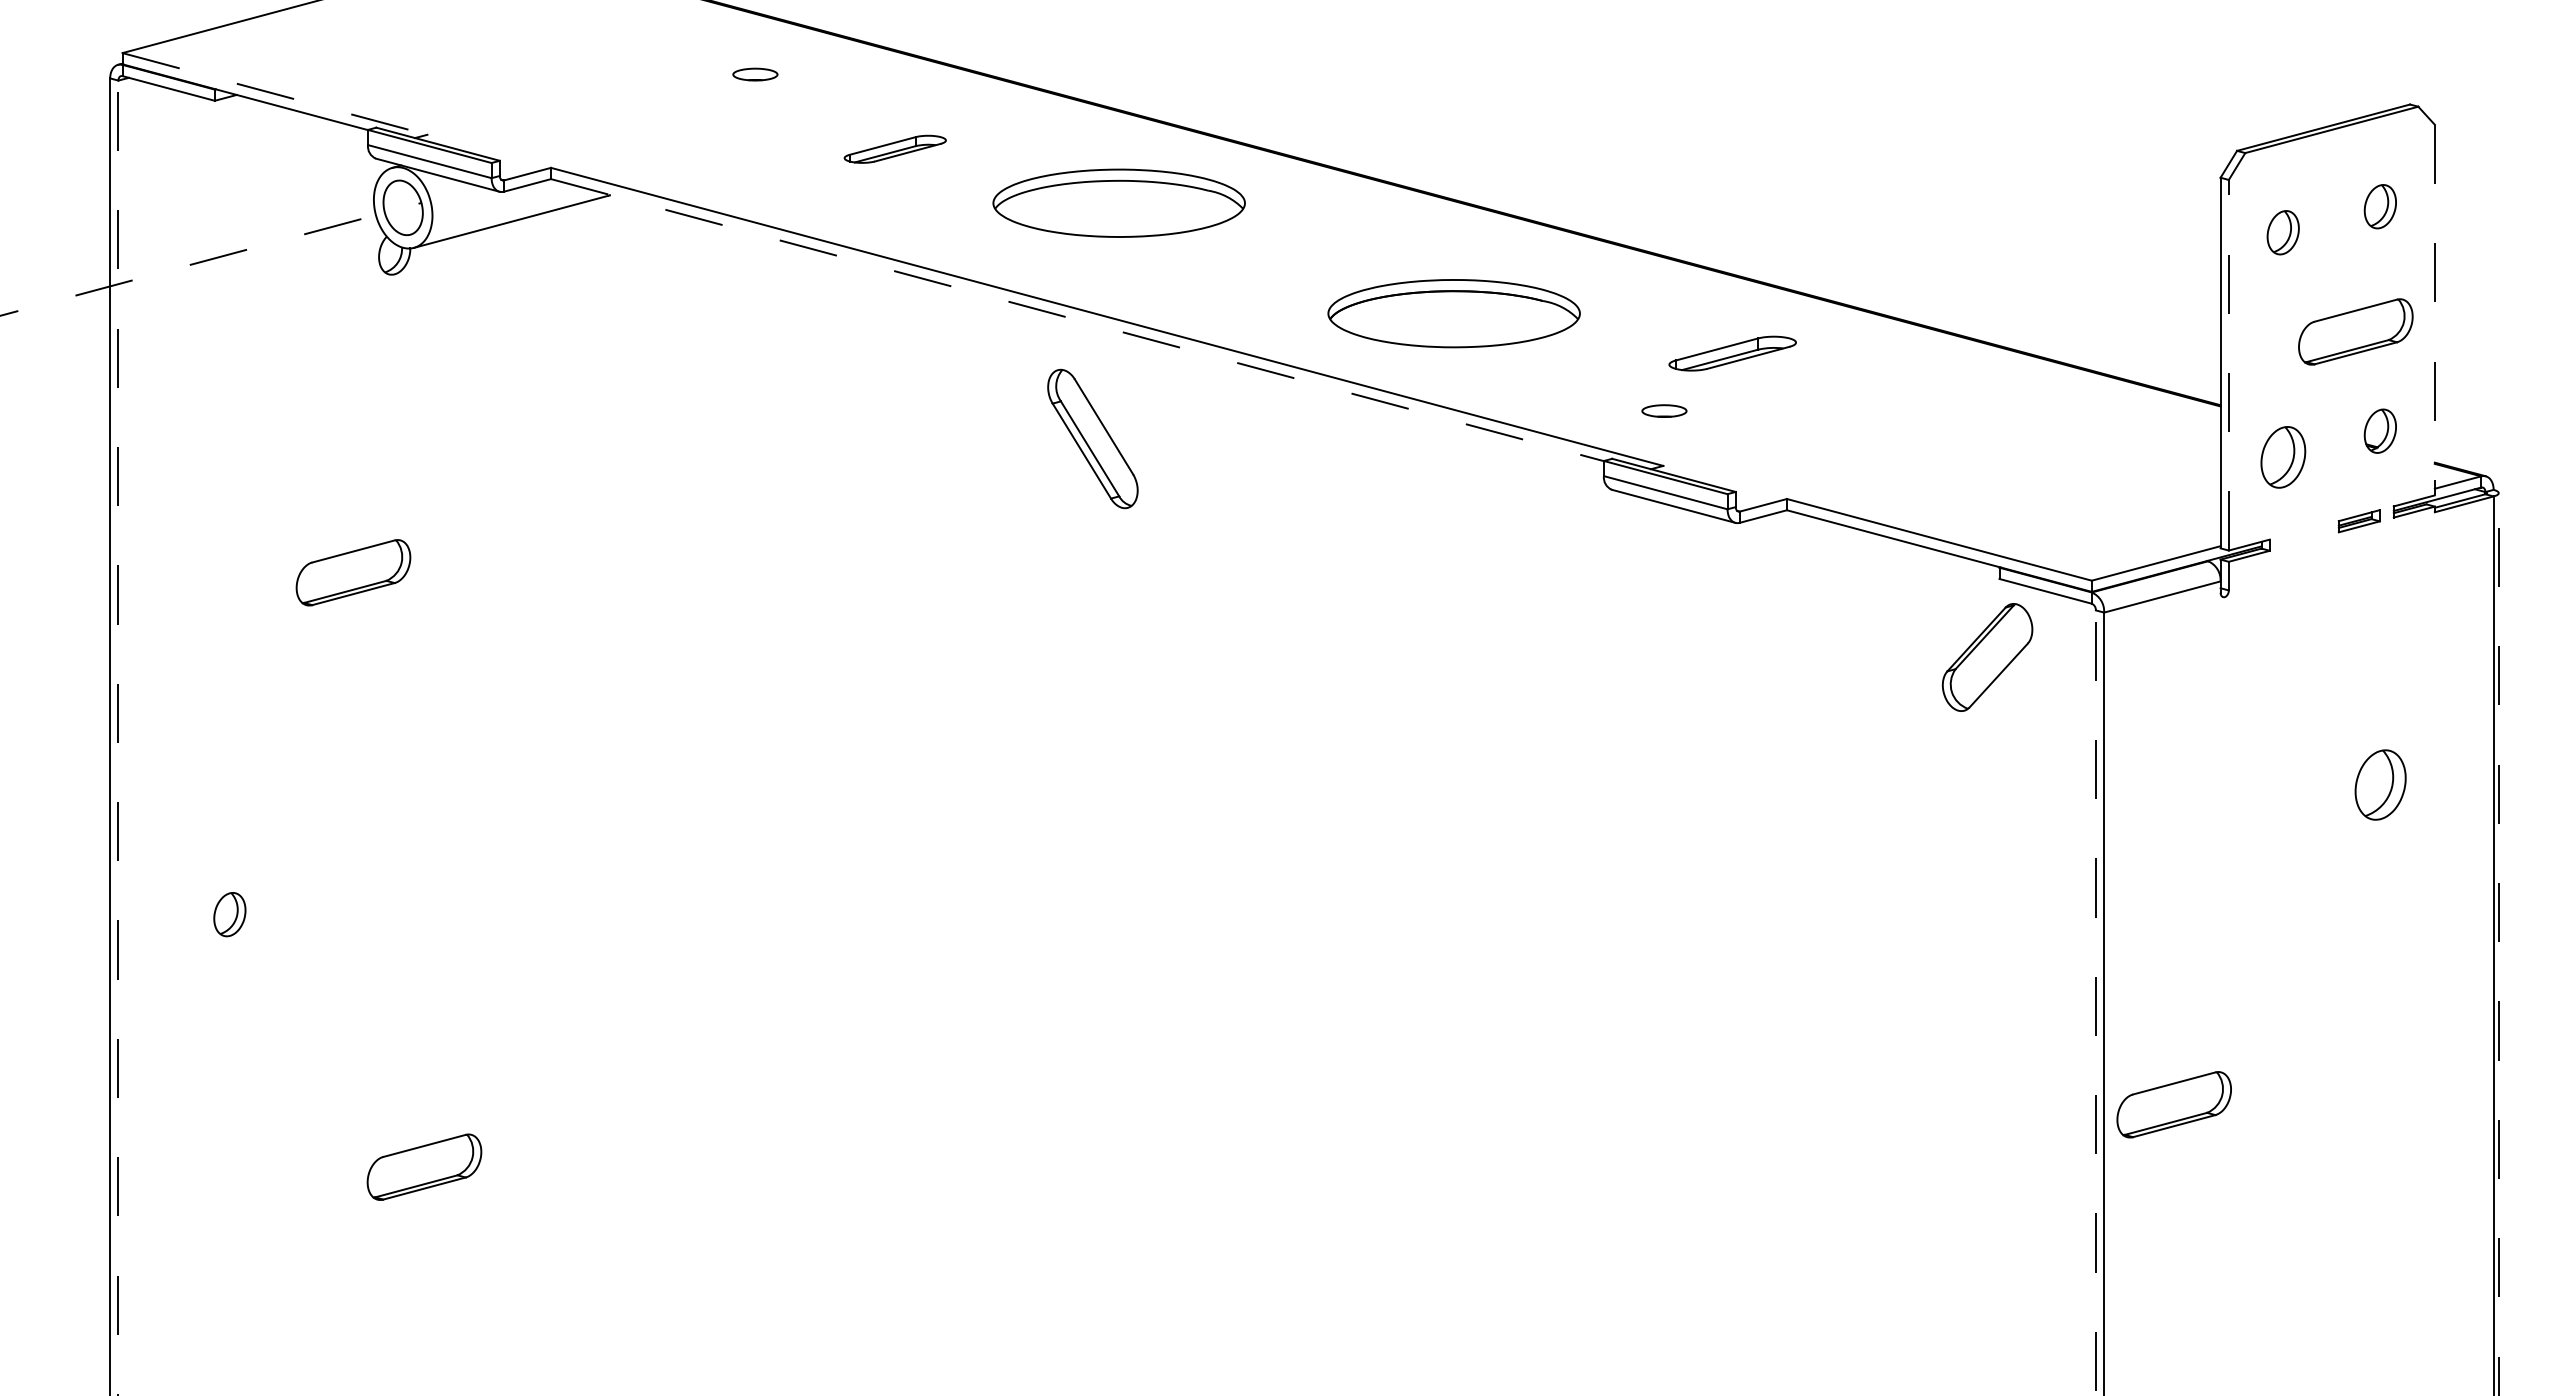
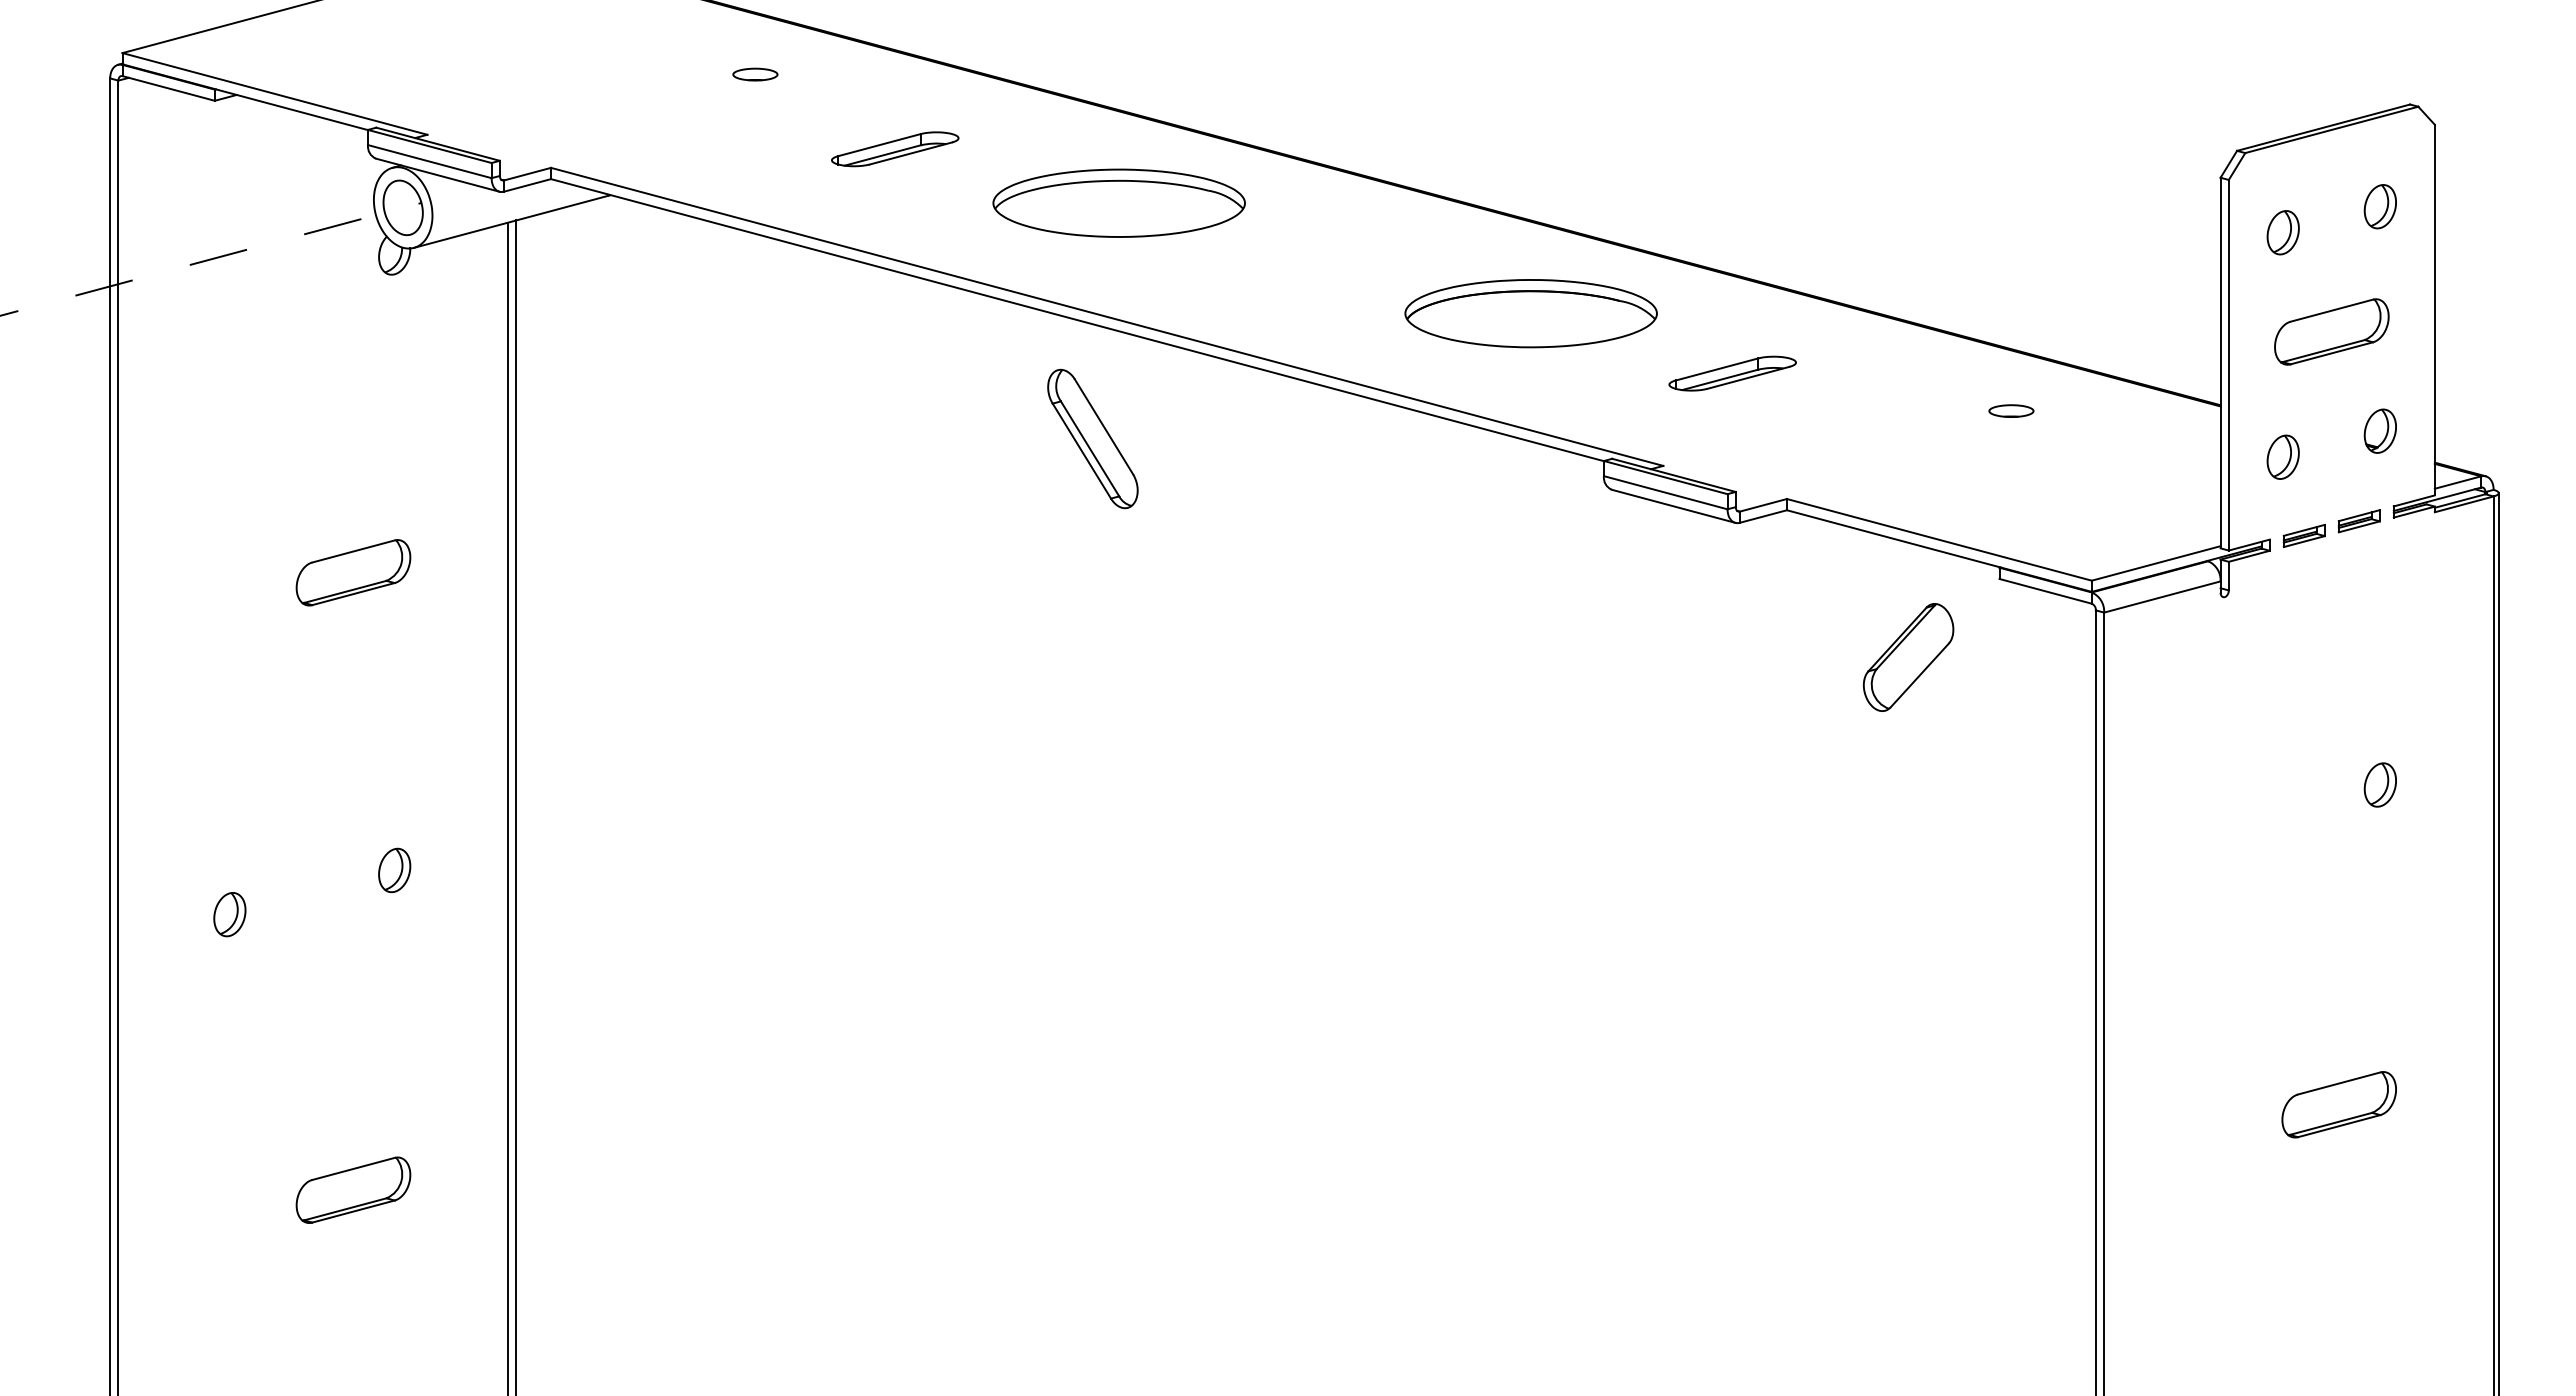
line: dashed -> solid (274, 93)
part size: 104x30 px -> 129x37 px (895, 149)
line: dashed -> solid (2434, 310)
part position: (1453, 313) -> (1530, 313) (1530, 313)
line: dashed -> solid (1078, 320)
part position: (2355, 331) -> (2331, 331) (2331, 331)
part position: (1732, 353) -> (1732, 373) (1732, 373)
line: dashed -> solid (2228, 364)
part position: (1664, 410) -> (2011, 410) (2011, 410)
part size: 47x63 px -> 34x46 px (2282, 456)
part: none -> present (2303, 535)
part position: (1987, 657) -> (1908, 657) (1908, 657)
line: dashed -> solid (118, 737)
part size: 53x72 px -> 34x46 px (2379, 784)
line: none -> present (516, 806)
line: none -> present (507, 807)
part: none -> present (394, 870)
line: dashed -> solid (2498, 943)
line: dashed -> solid (2095, 1002)
part position: (2173, 1104) -> (2338, 1104) (2338, 1104)
part position: (424, 1166) -> (353, 1189) (353, 1189)
